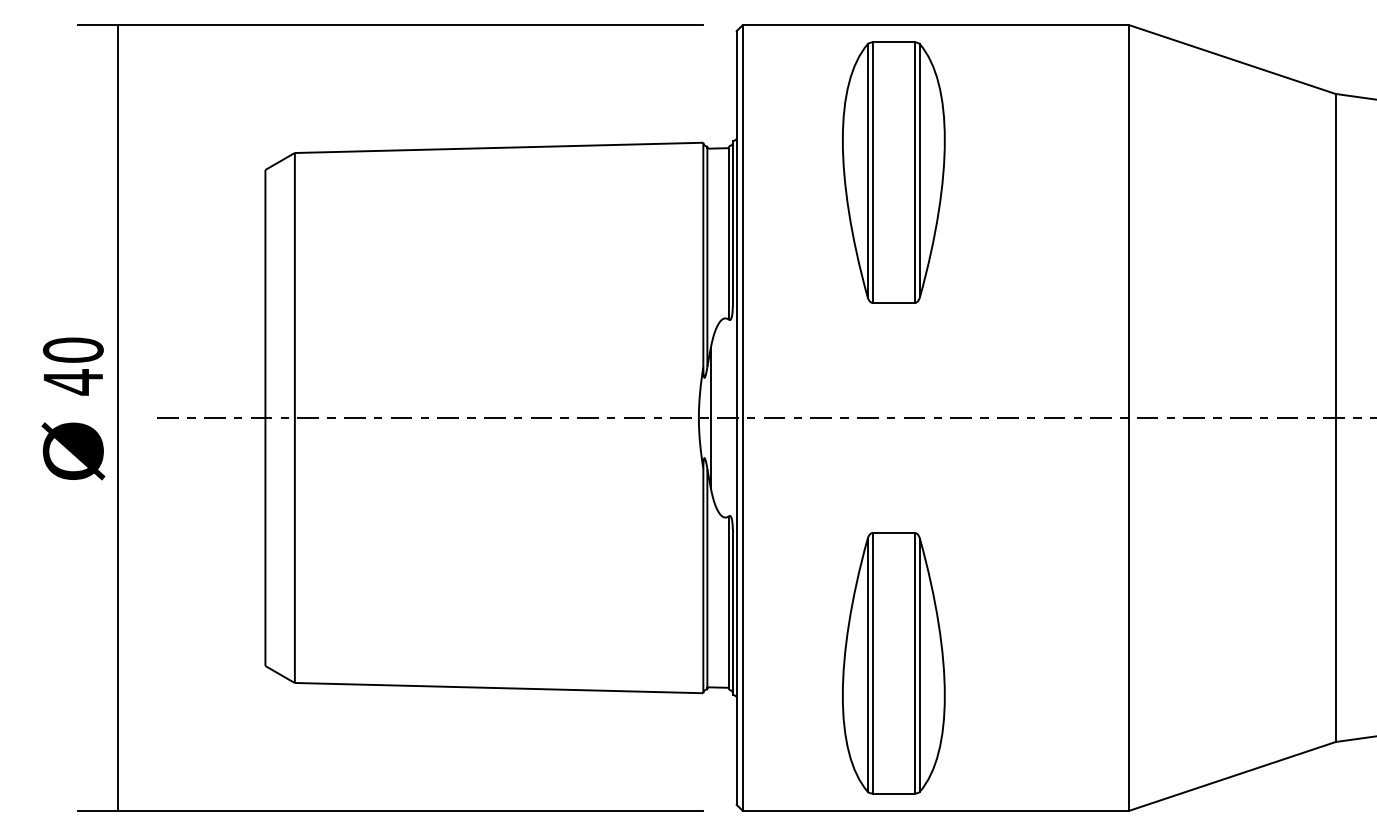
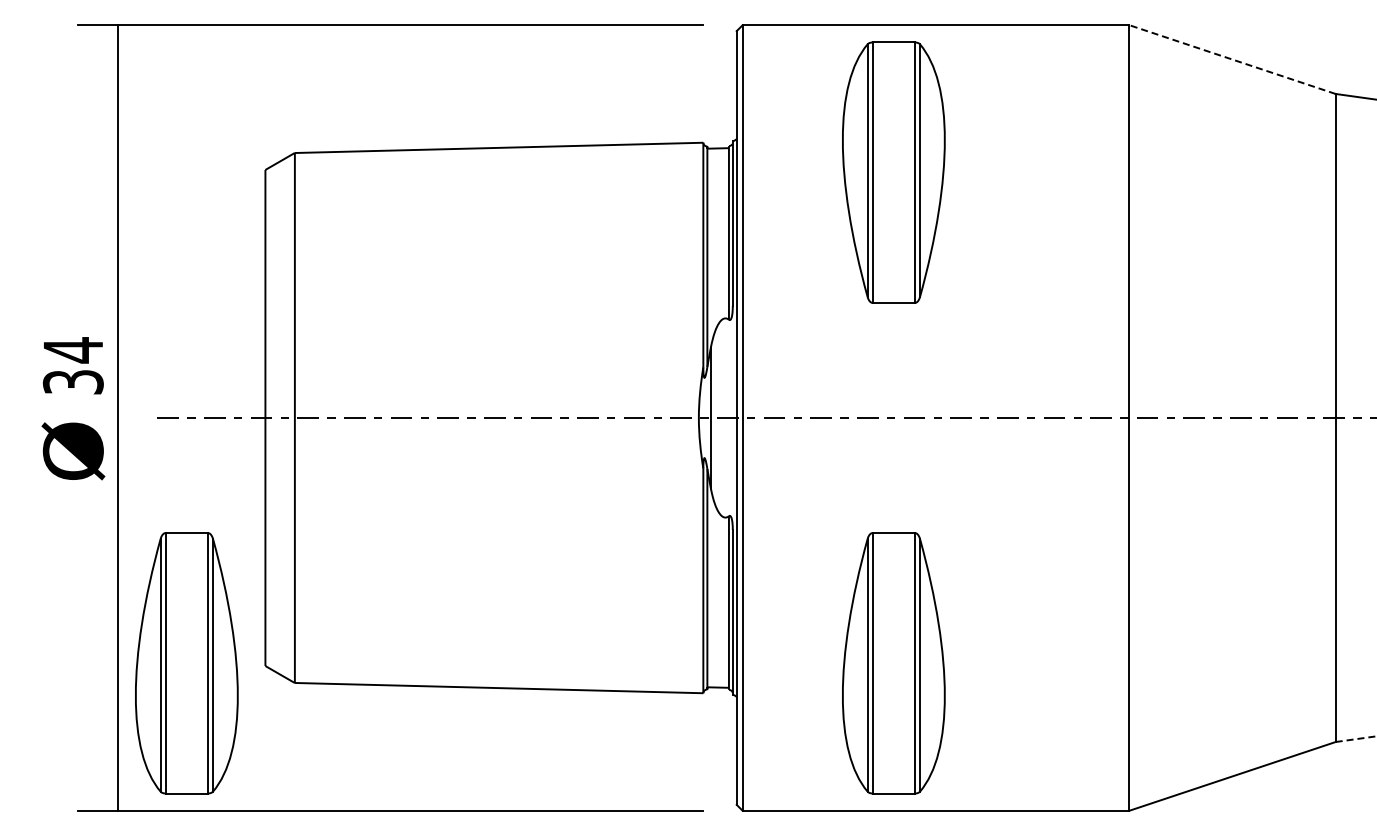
line: solid -> dashed (1232, 59)
text: 40 -> 34 (72, 366)
part: none -> present (186, 663)
line: solid -> dashed (1356, 739)
